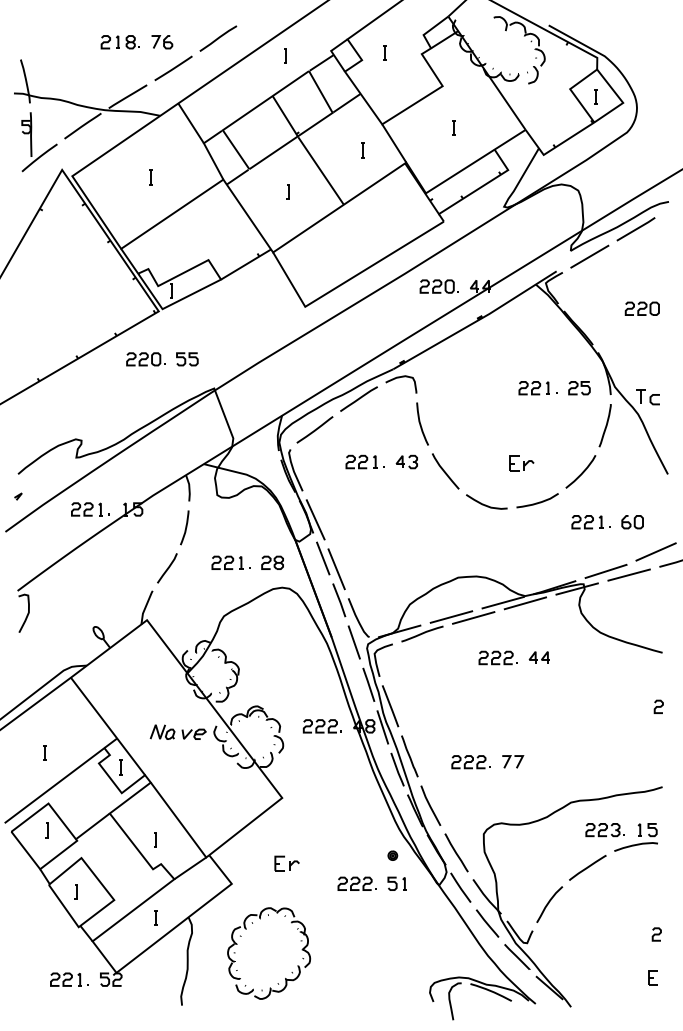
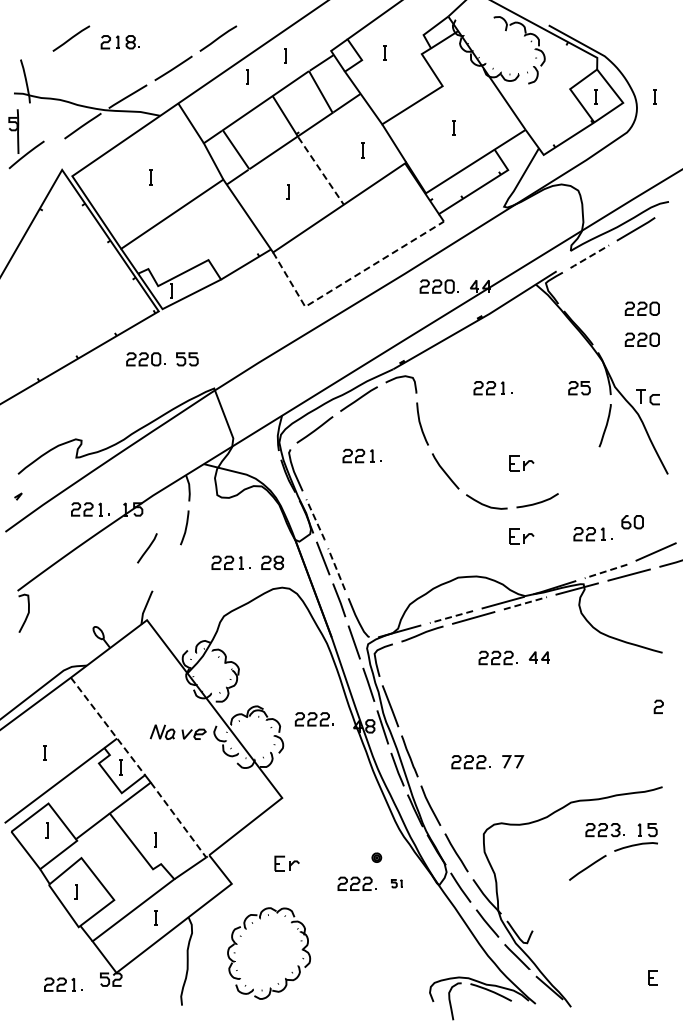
line: none -> present (71, 38)
part: present -> none (162, 42)
line: none -> present (247, 76)
line: none -> present (654, 96)
part position: (32, 142) -> (19, 139) (19, 139)
line: solid -> dashed (321, 171)
line: solid -> dashed (589, 256)
line: solid -> dashed (346, 281)
part: none -> present (641, 339)
part position: (537, 388) -> (492, 388) (492, 388)
part position: (364, 461) -> (361, 455) (361, 455)
part: present -> none (406, 461)
curve: present -> none (581, 472)
line: solid -> dashed (315, 520)
part position: (590, 522) -> (592, 534) (592, 534)
part: none -> present (521, 536)
line position: (167, 568) -> (147, 548) (147, 548)
line: solid -> dashed (336, 568)
line: solid -> dashed (606, 571)
line: solid -> dashed (525, 603)
line: solid -> dashed (450, 617)
line: solid -> dashed (108, 726)
part position: (321, 726) -> (313, 719) (313, 719)
line: solid -> dashed (180, 822)
part position: (392, 855) -> (376, 857) (376, 857)
part size: 20x15 px -> 12x10 px (396, 883)
curve: present -> none (549, 903)
curve: present -> none (656, 934)
part position: (69, 979) -> (63, 984) (63, 984)
